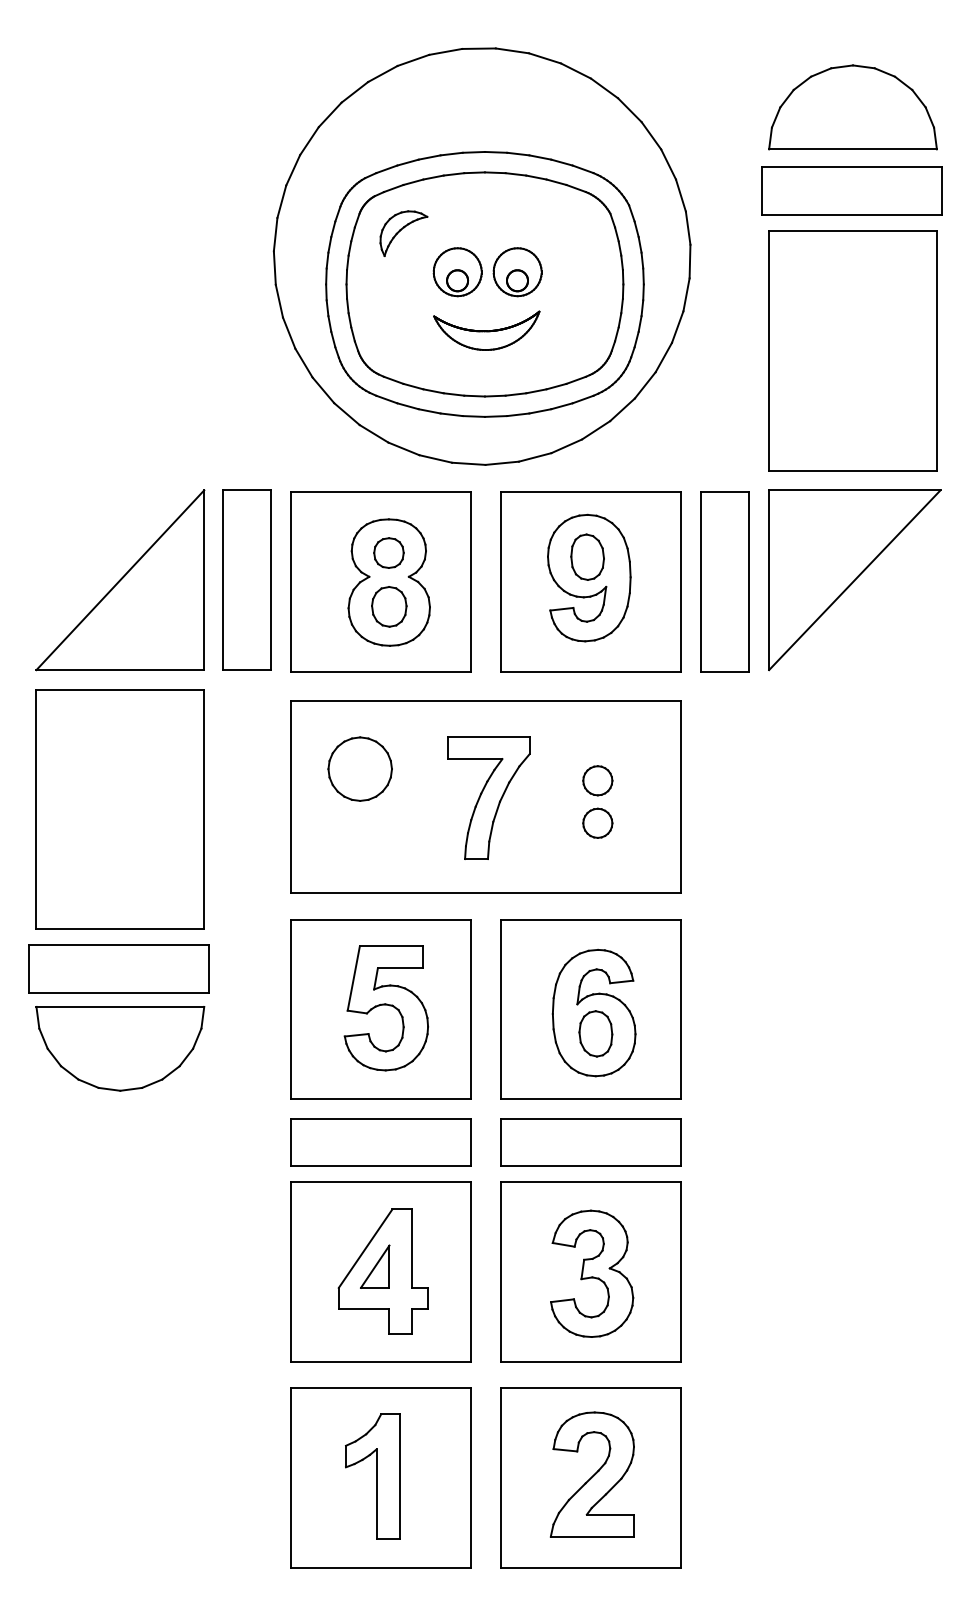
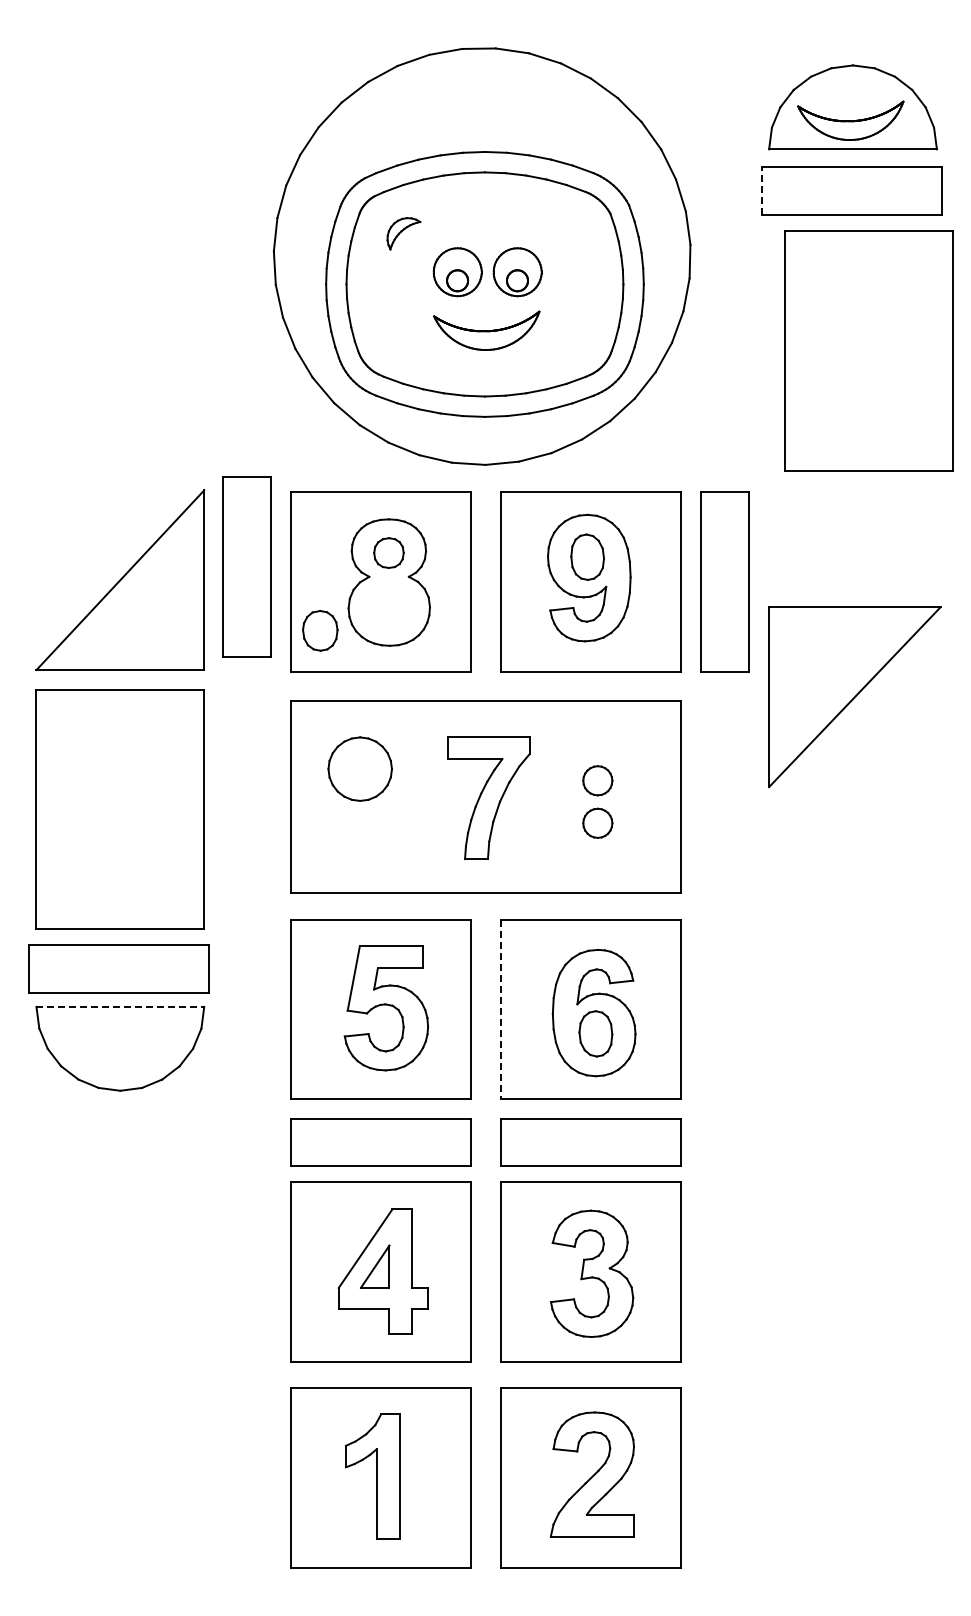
part: none -> present (850, 120)
line: solid -> dashed (761, 190)
part size: 50x48 px -> 36x34 px (403, 233)
part position: (852, 350) -> (868, 350) (868, 350)
part position: (246, 579) -> (246, 566) (246, 566)
part position: (854, 580) -> (854, 697) (854, 697)
part position: (389, 606) -> (320, 630) (320, 630)
line: solid -> dashed (120, 1006)
line: solid -> dashed (500, 1009)
